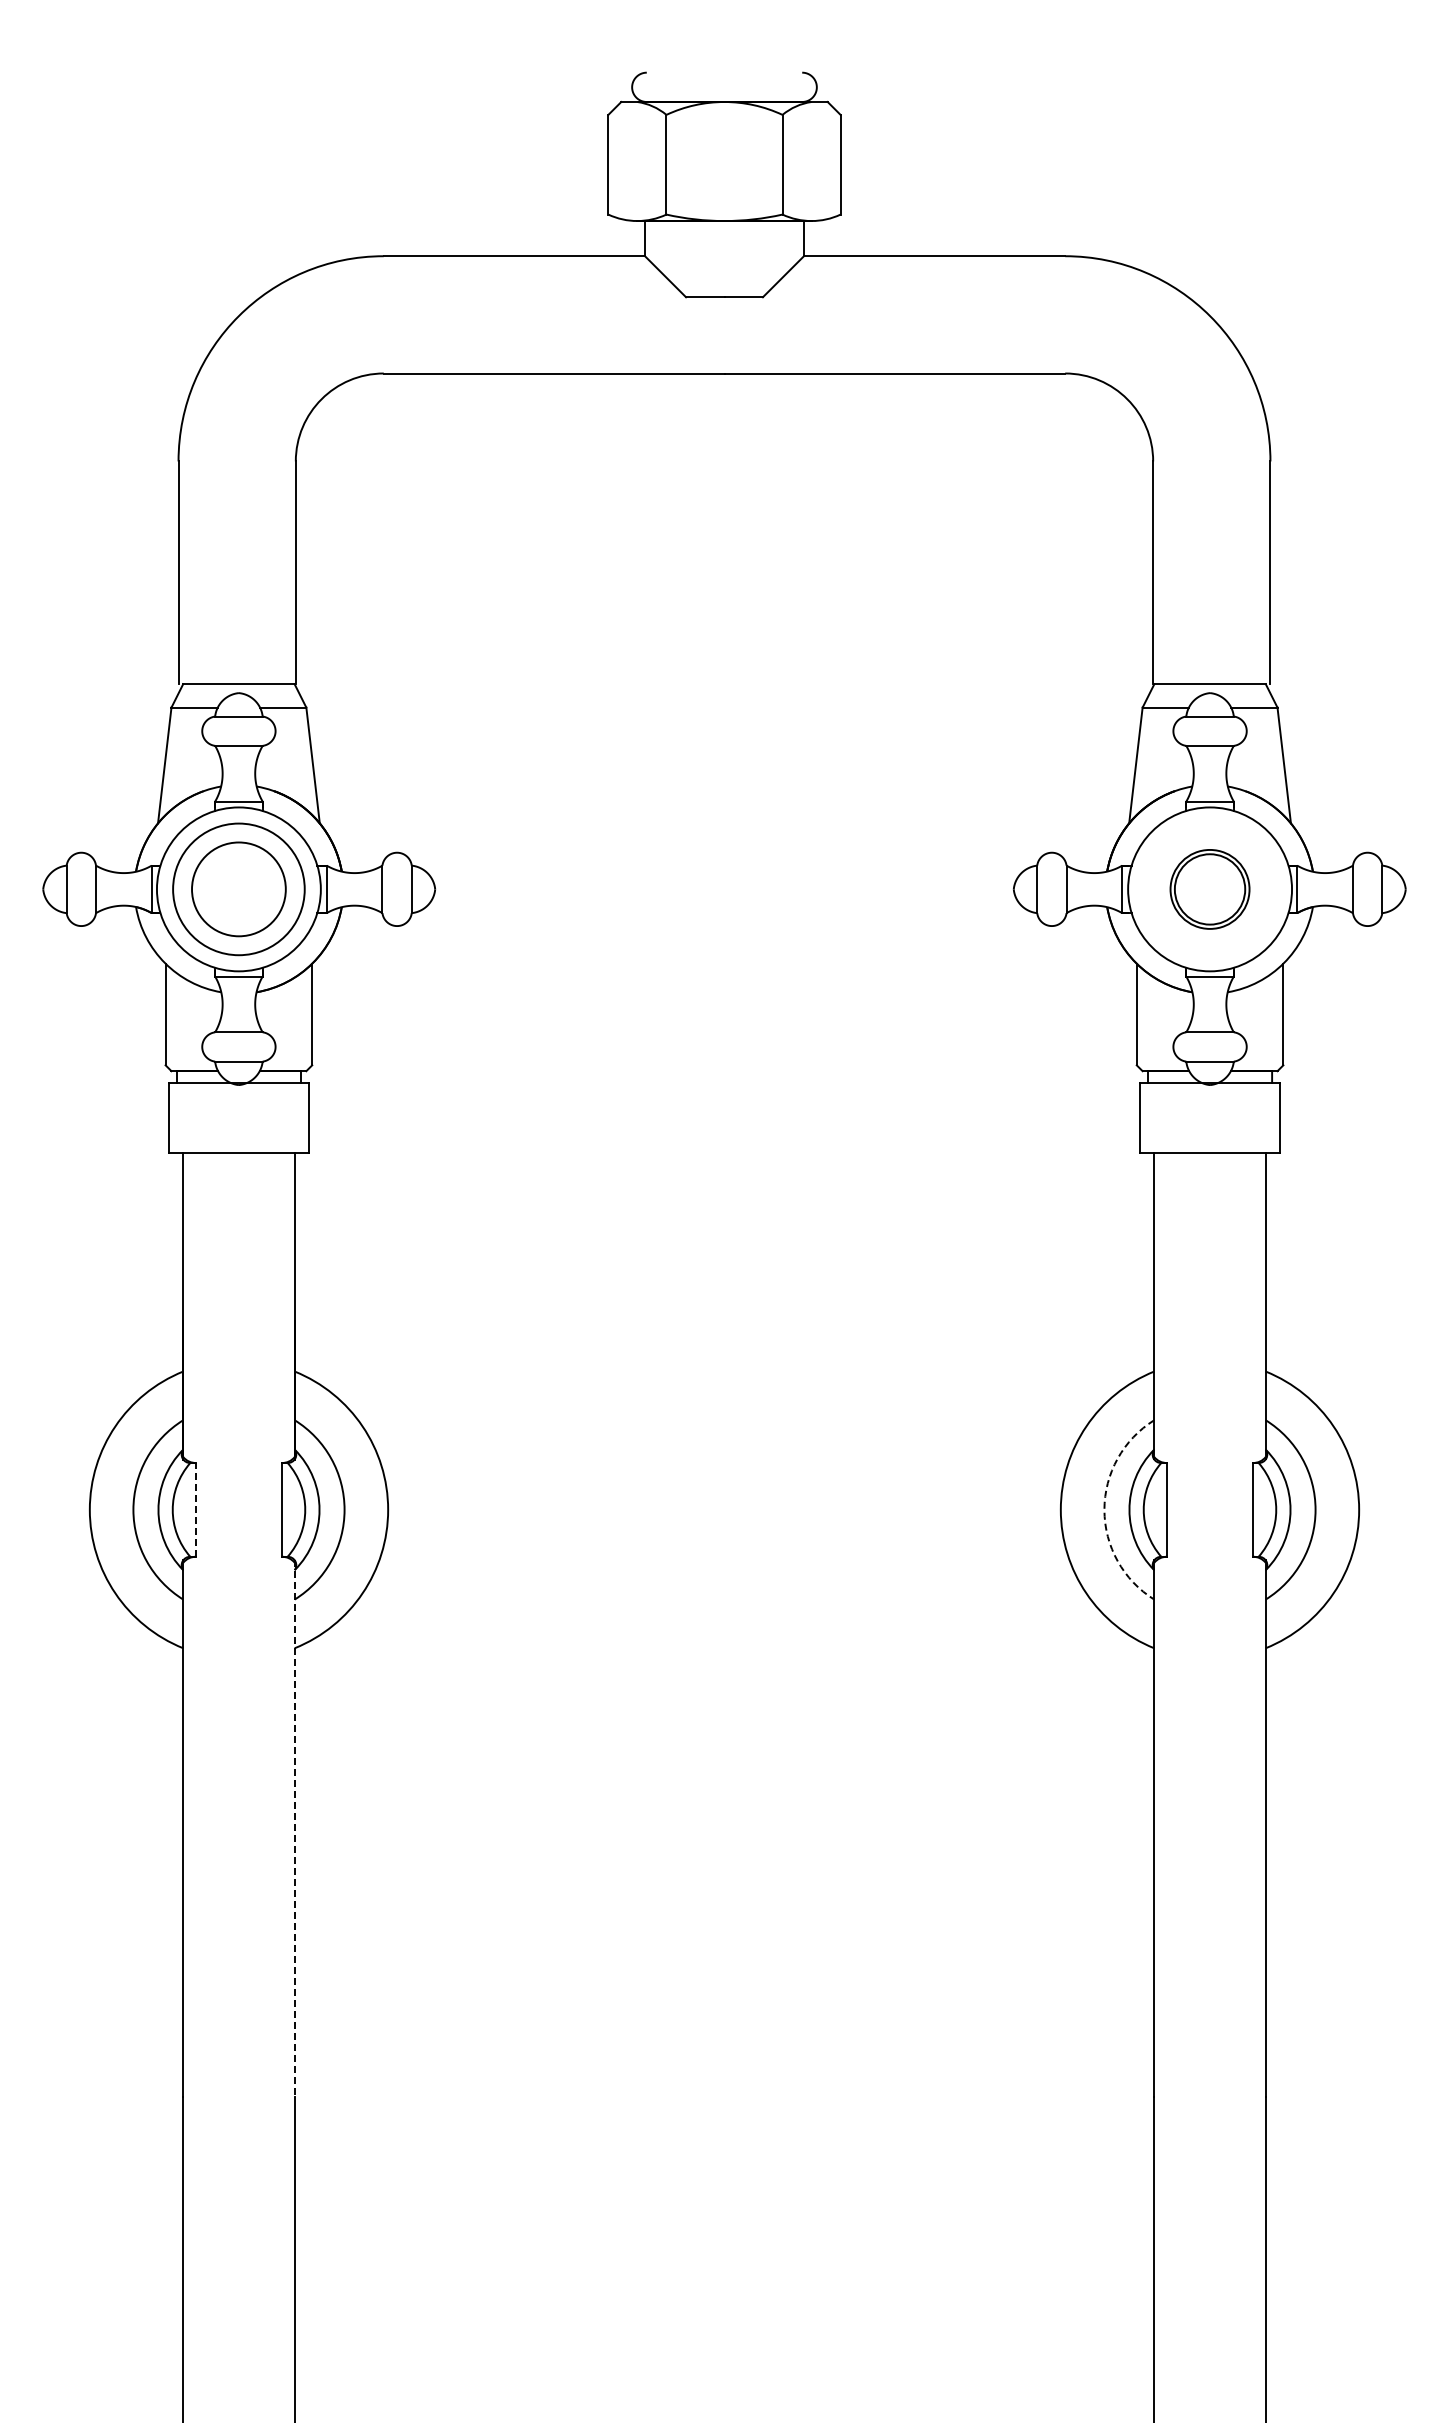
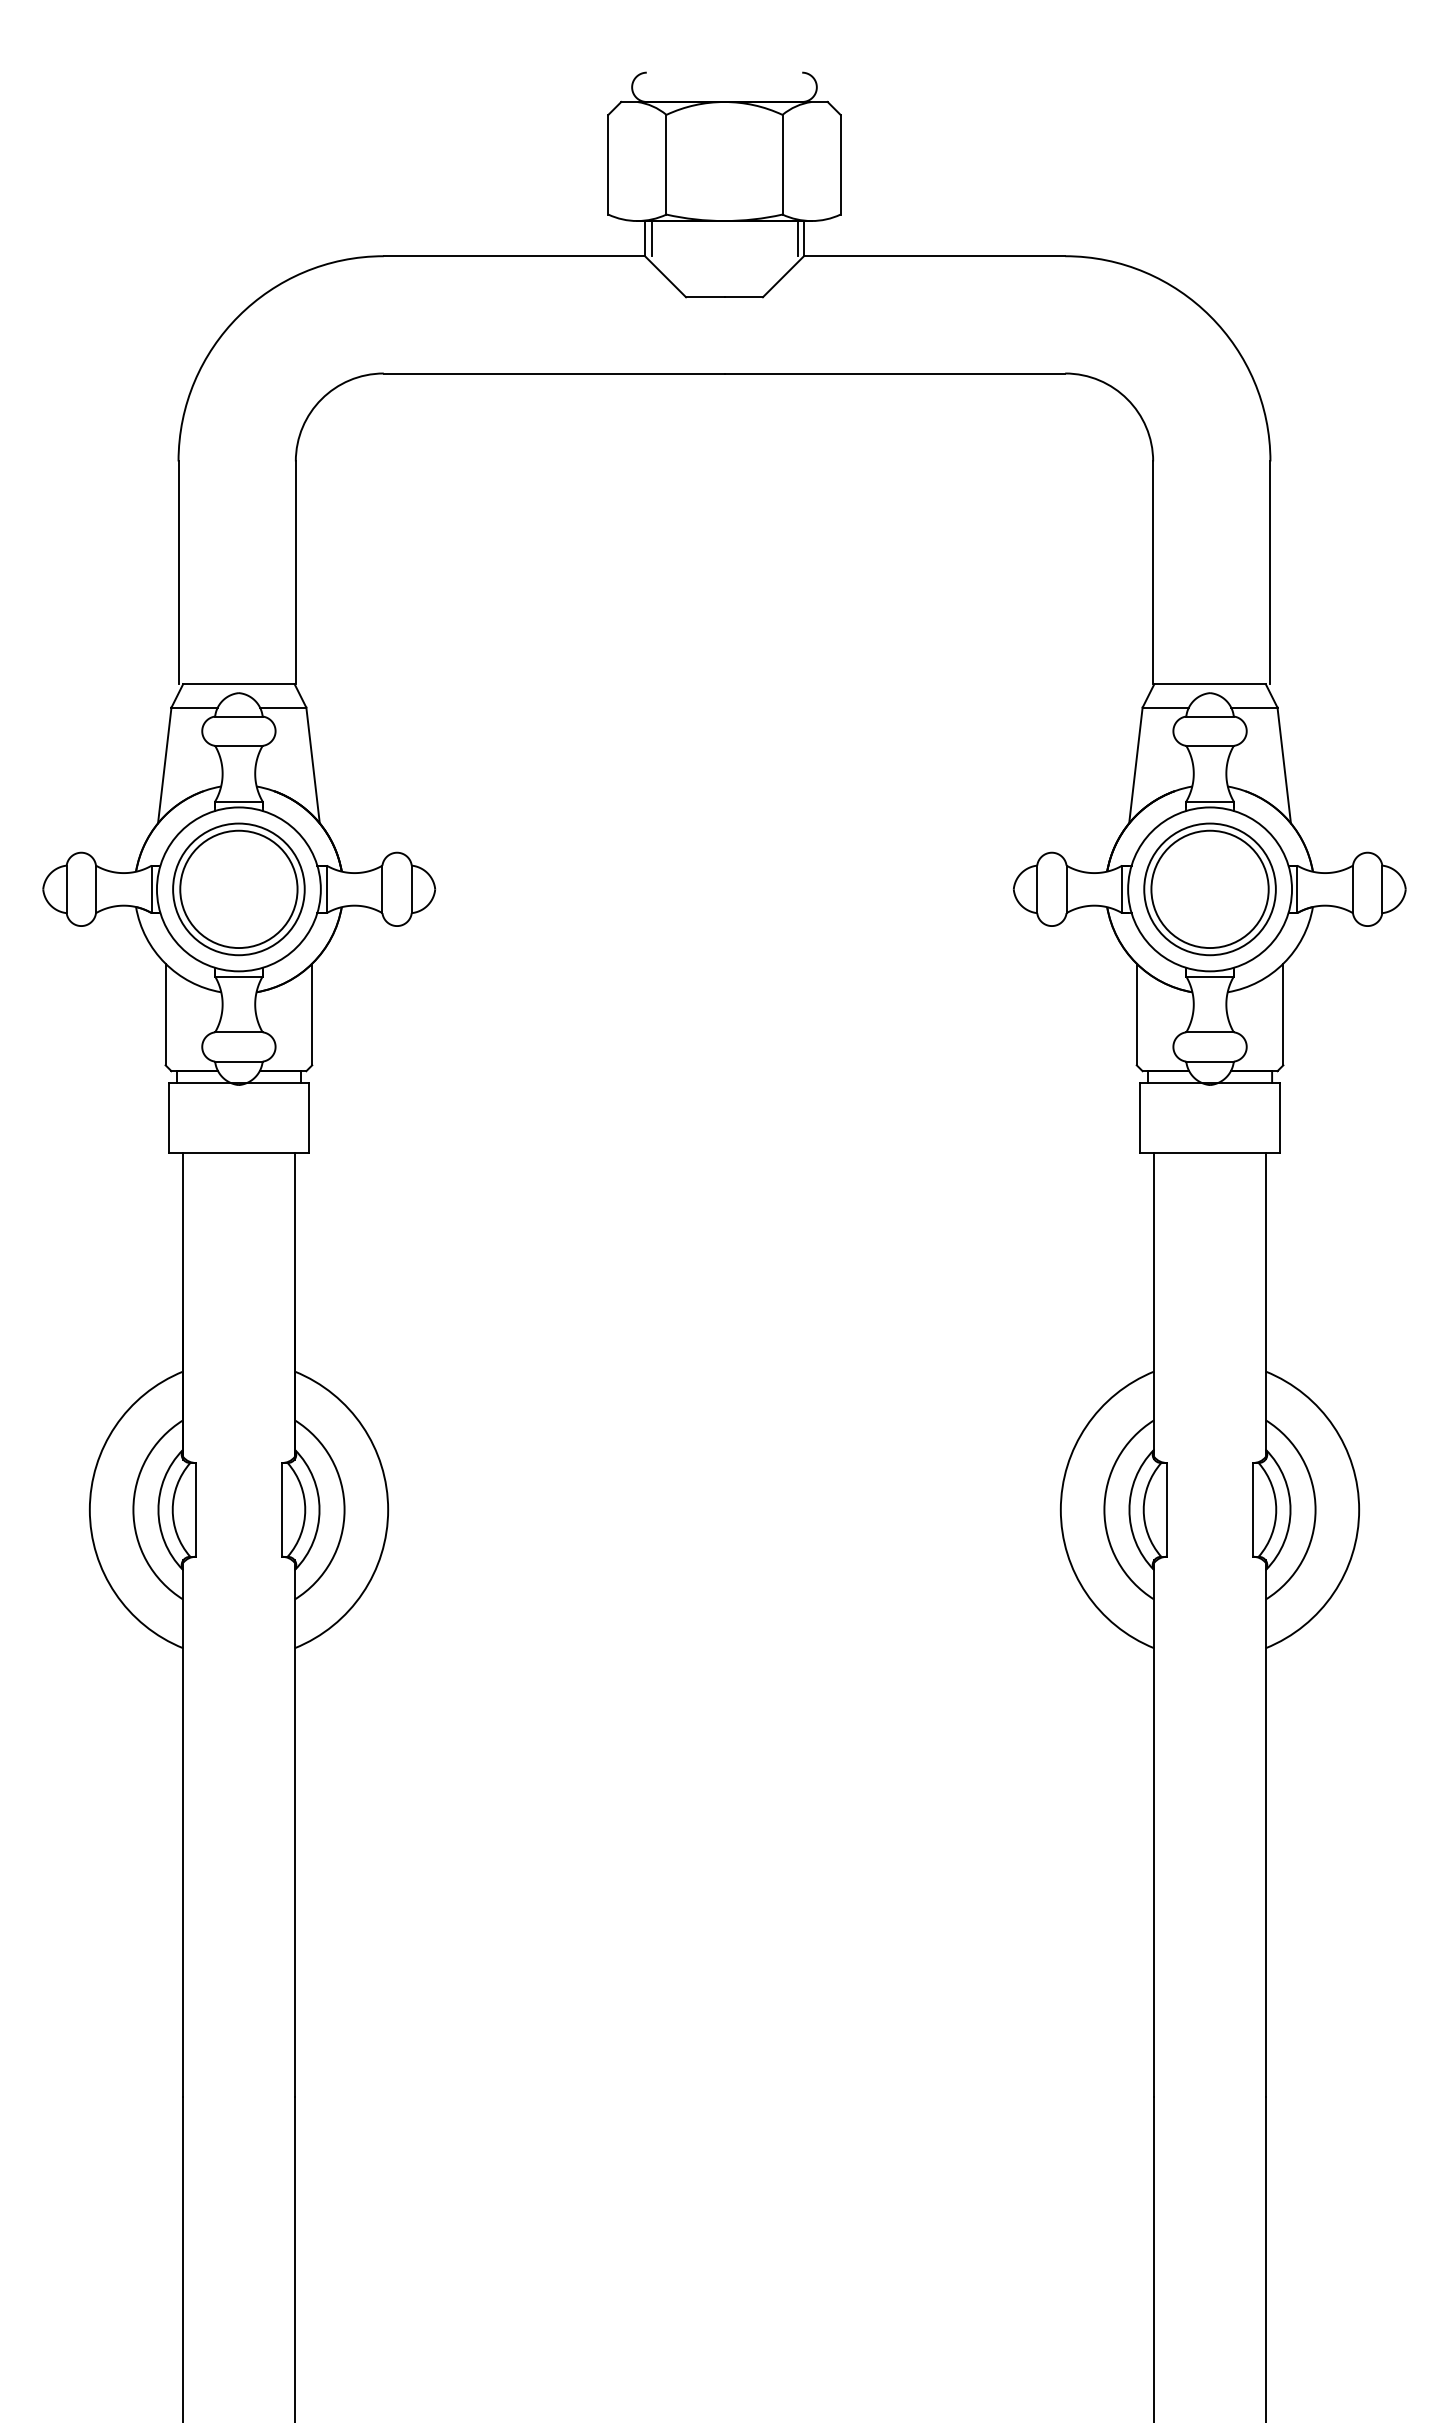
line: none -> present (651, 238)
line: none -> present (797, 238)
circle diameter: 94 px -> 117 px (238, 889)
part size: 82x81 px -> 134x135 px (1209, 889)
line: dashed -> solid (196, 1509)
arc: dashed -> solid (1104, 1509)
line: dashed -> solid (294, 1829)
